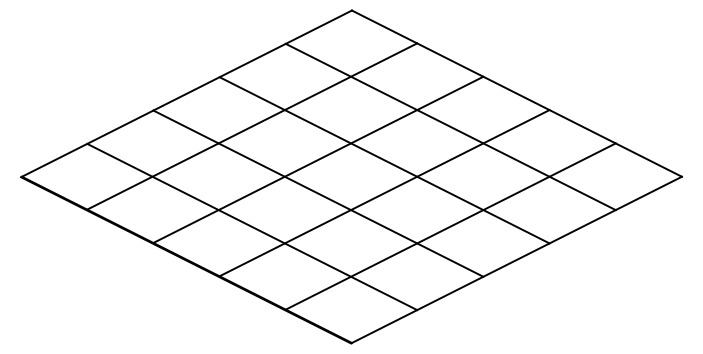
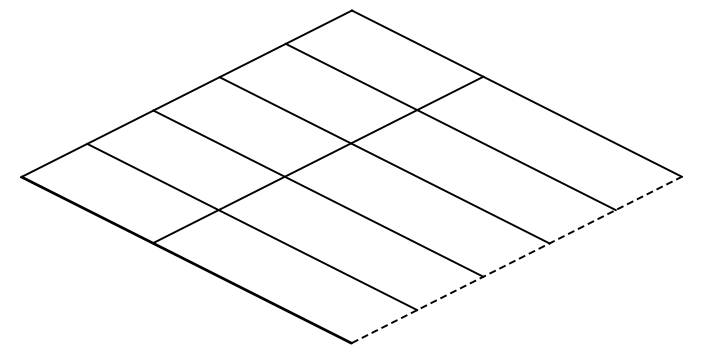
line: present -> none (252, 126)
line: present -> none (384, 193)
line: present -> none (450, 226)
line: solid -> dashed (516, 259)
